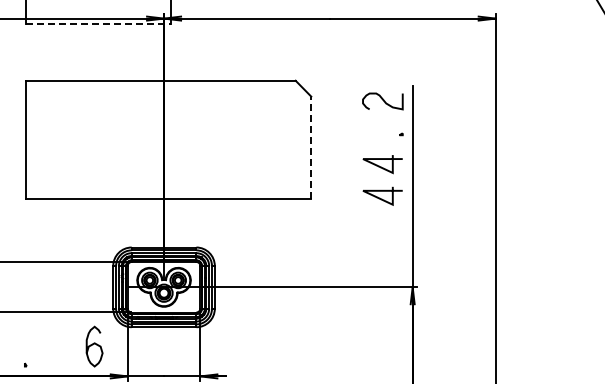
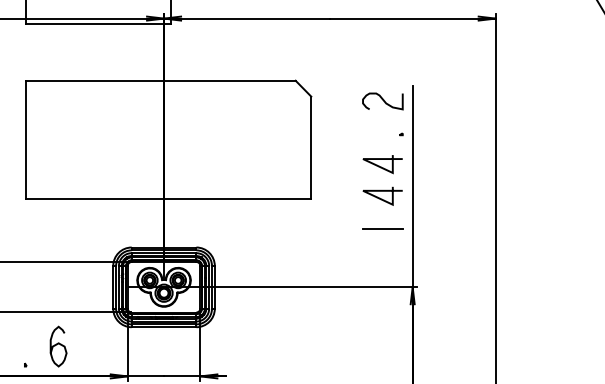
line: dashed -> solid (98, 24)
line: dashed -> solid (311, 147)
line: none -> present (382, 228)
curve position: (93, 345) -> (57, 345) (57, 345)
